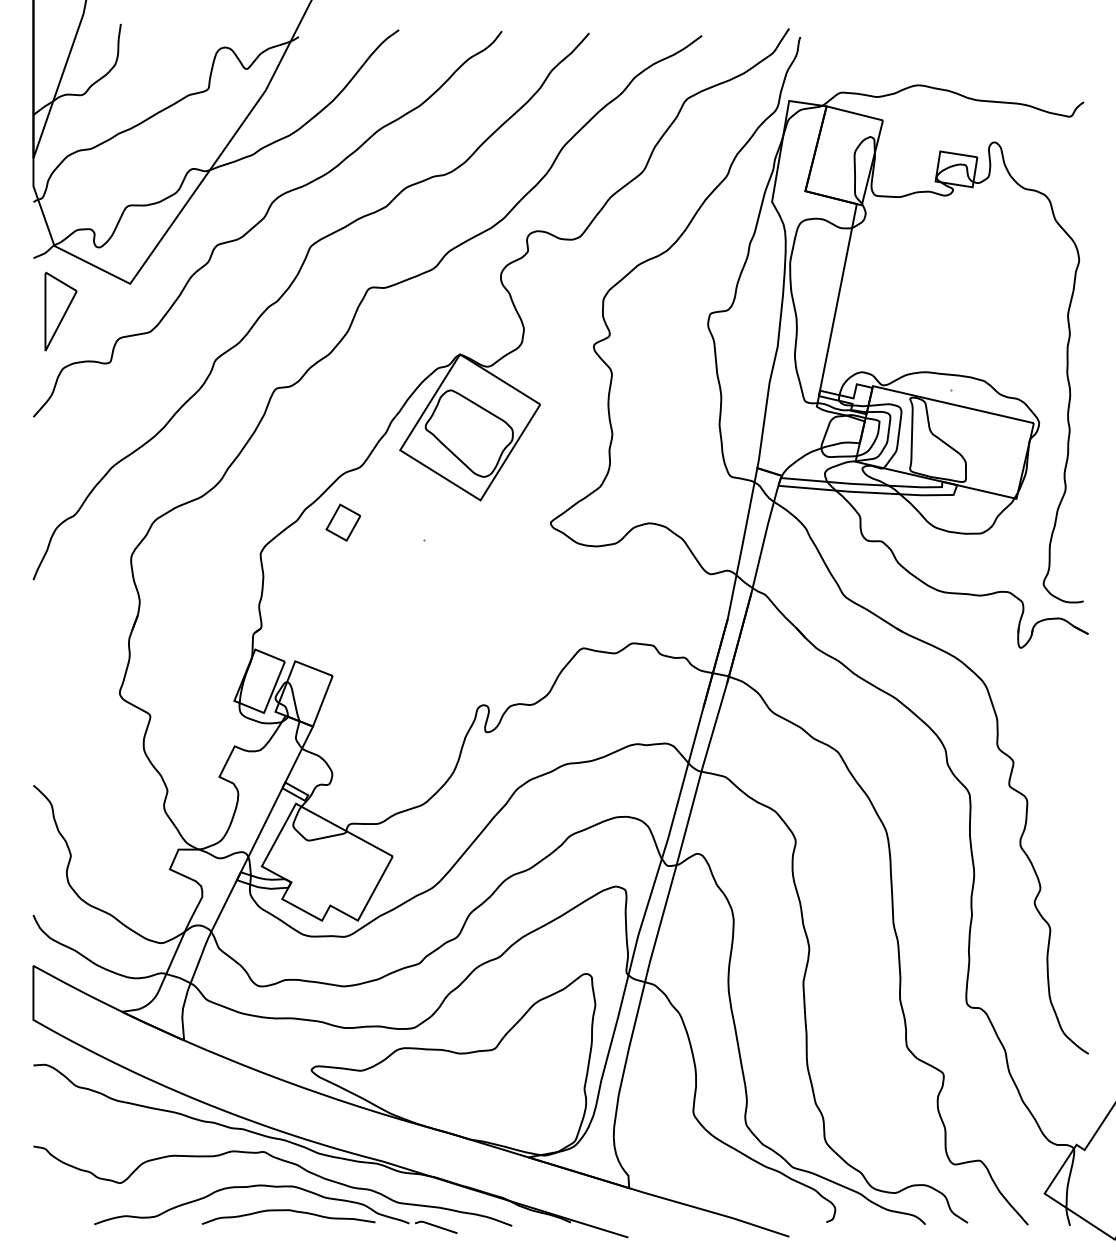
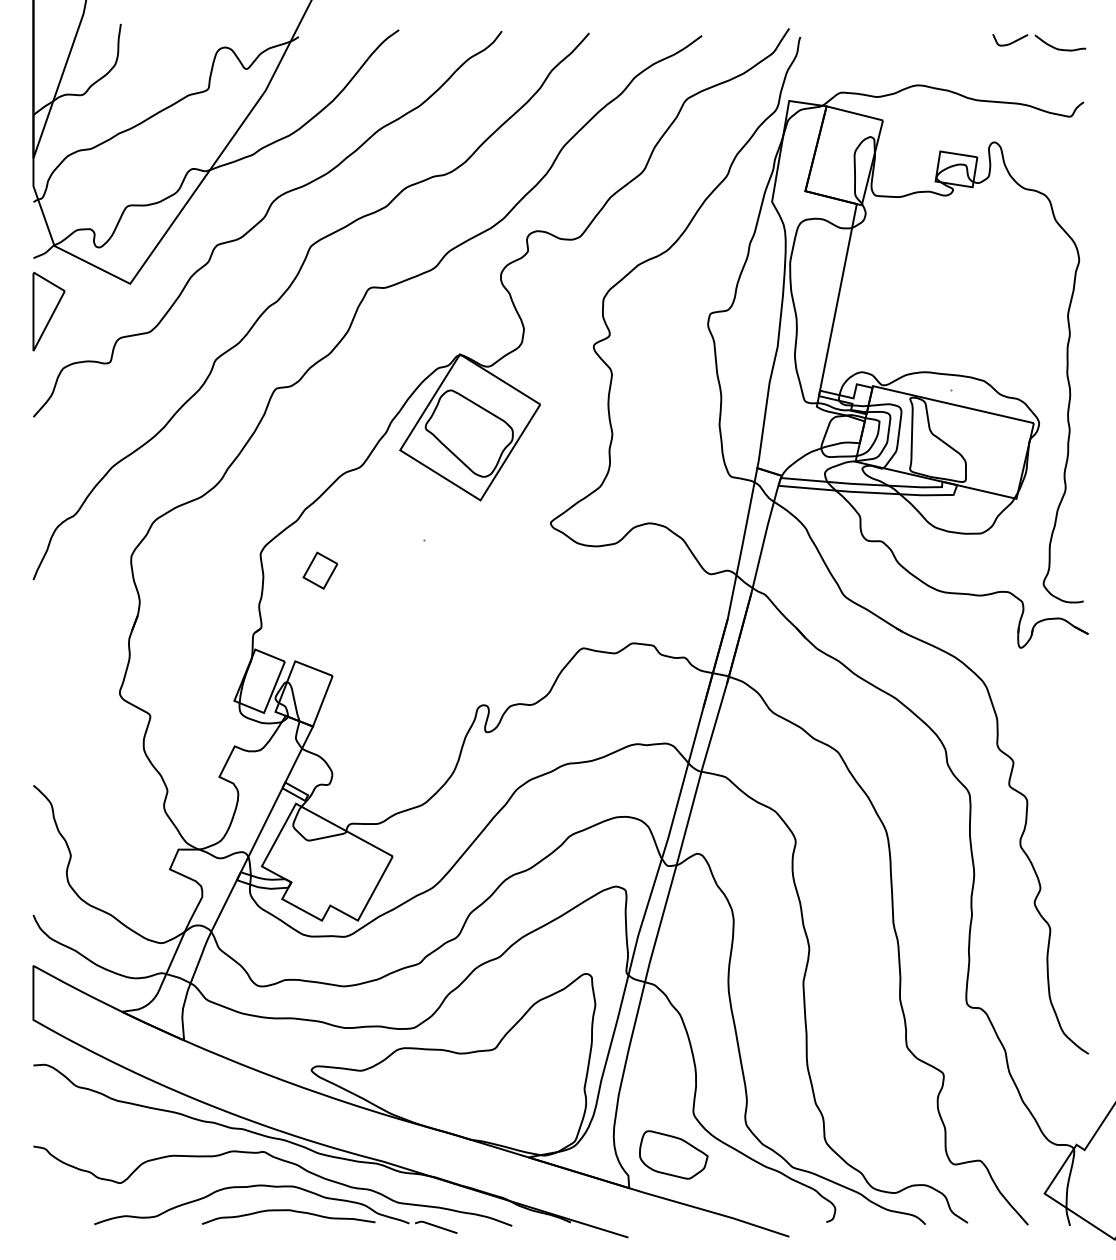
part: none -> present (1039, 42)
part position: (60, 311) -> (48, 311) (48, 311)
part position: (342, 522) -> (319, 570) (319, 570)
part: none -> present (673, 1154)
